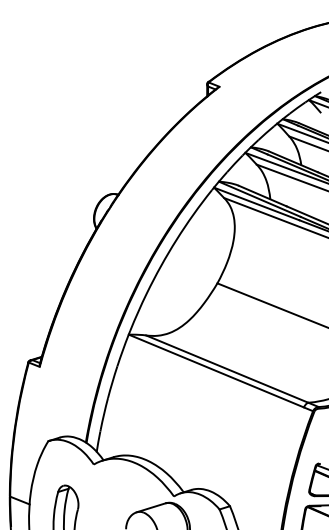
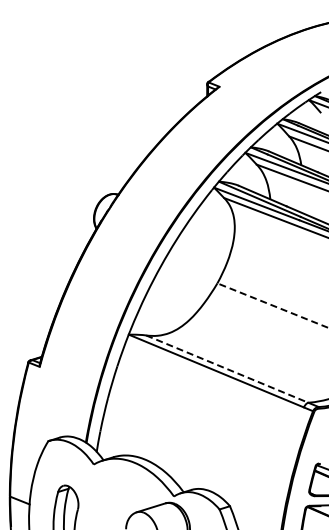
line: solid -> dashed (272, 305)
line: solid -> dashed (227, 369)
